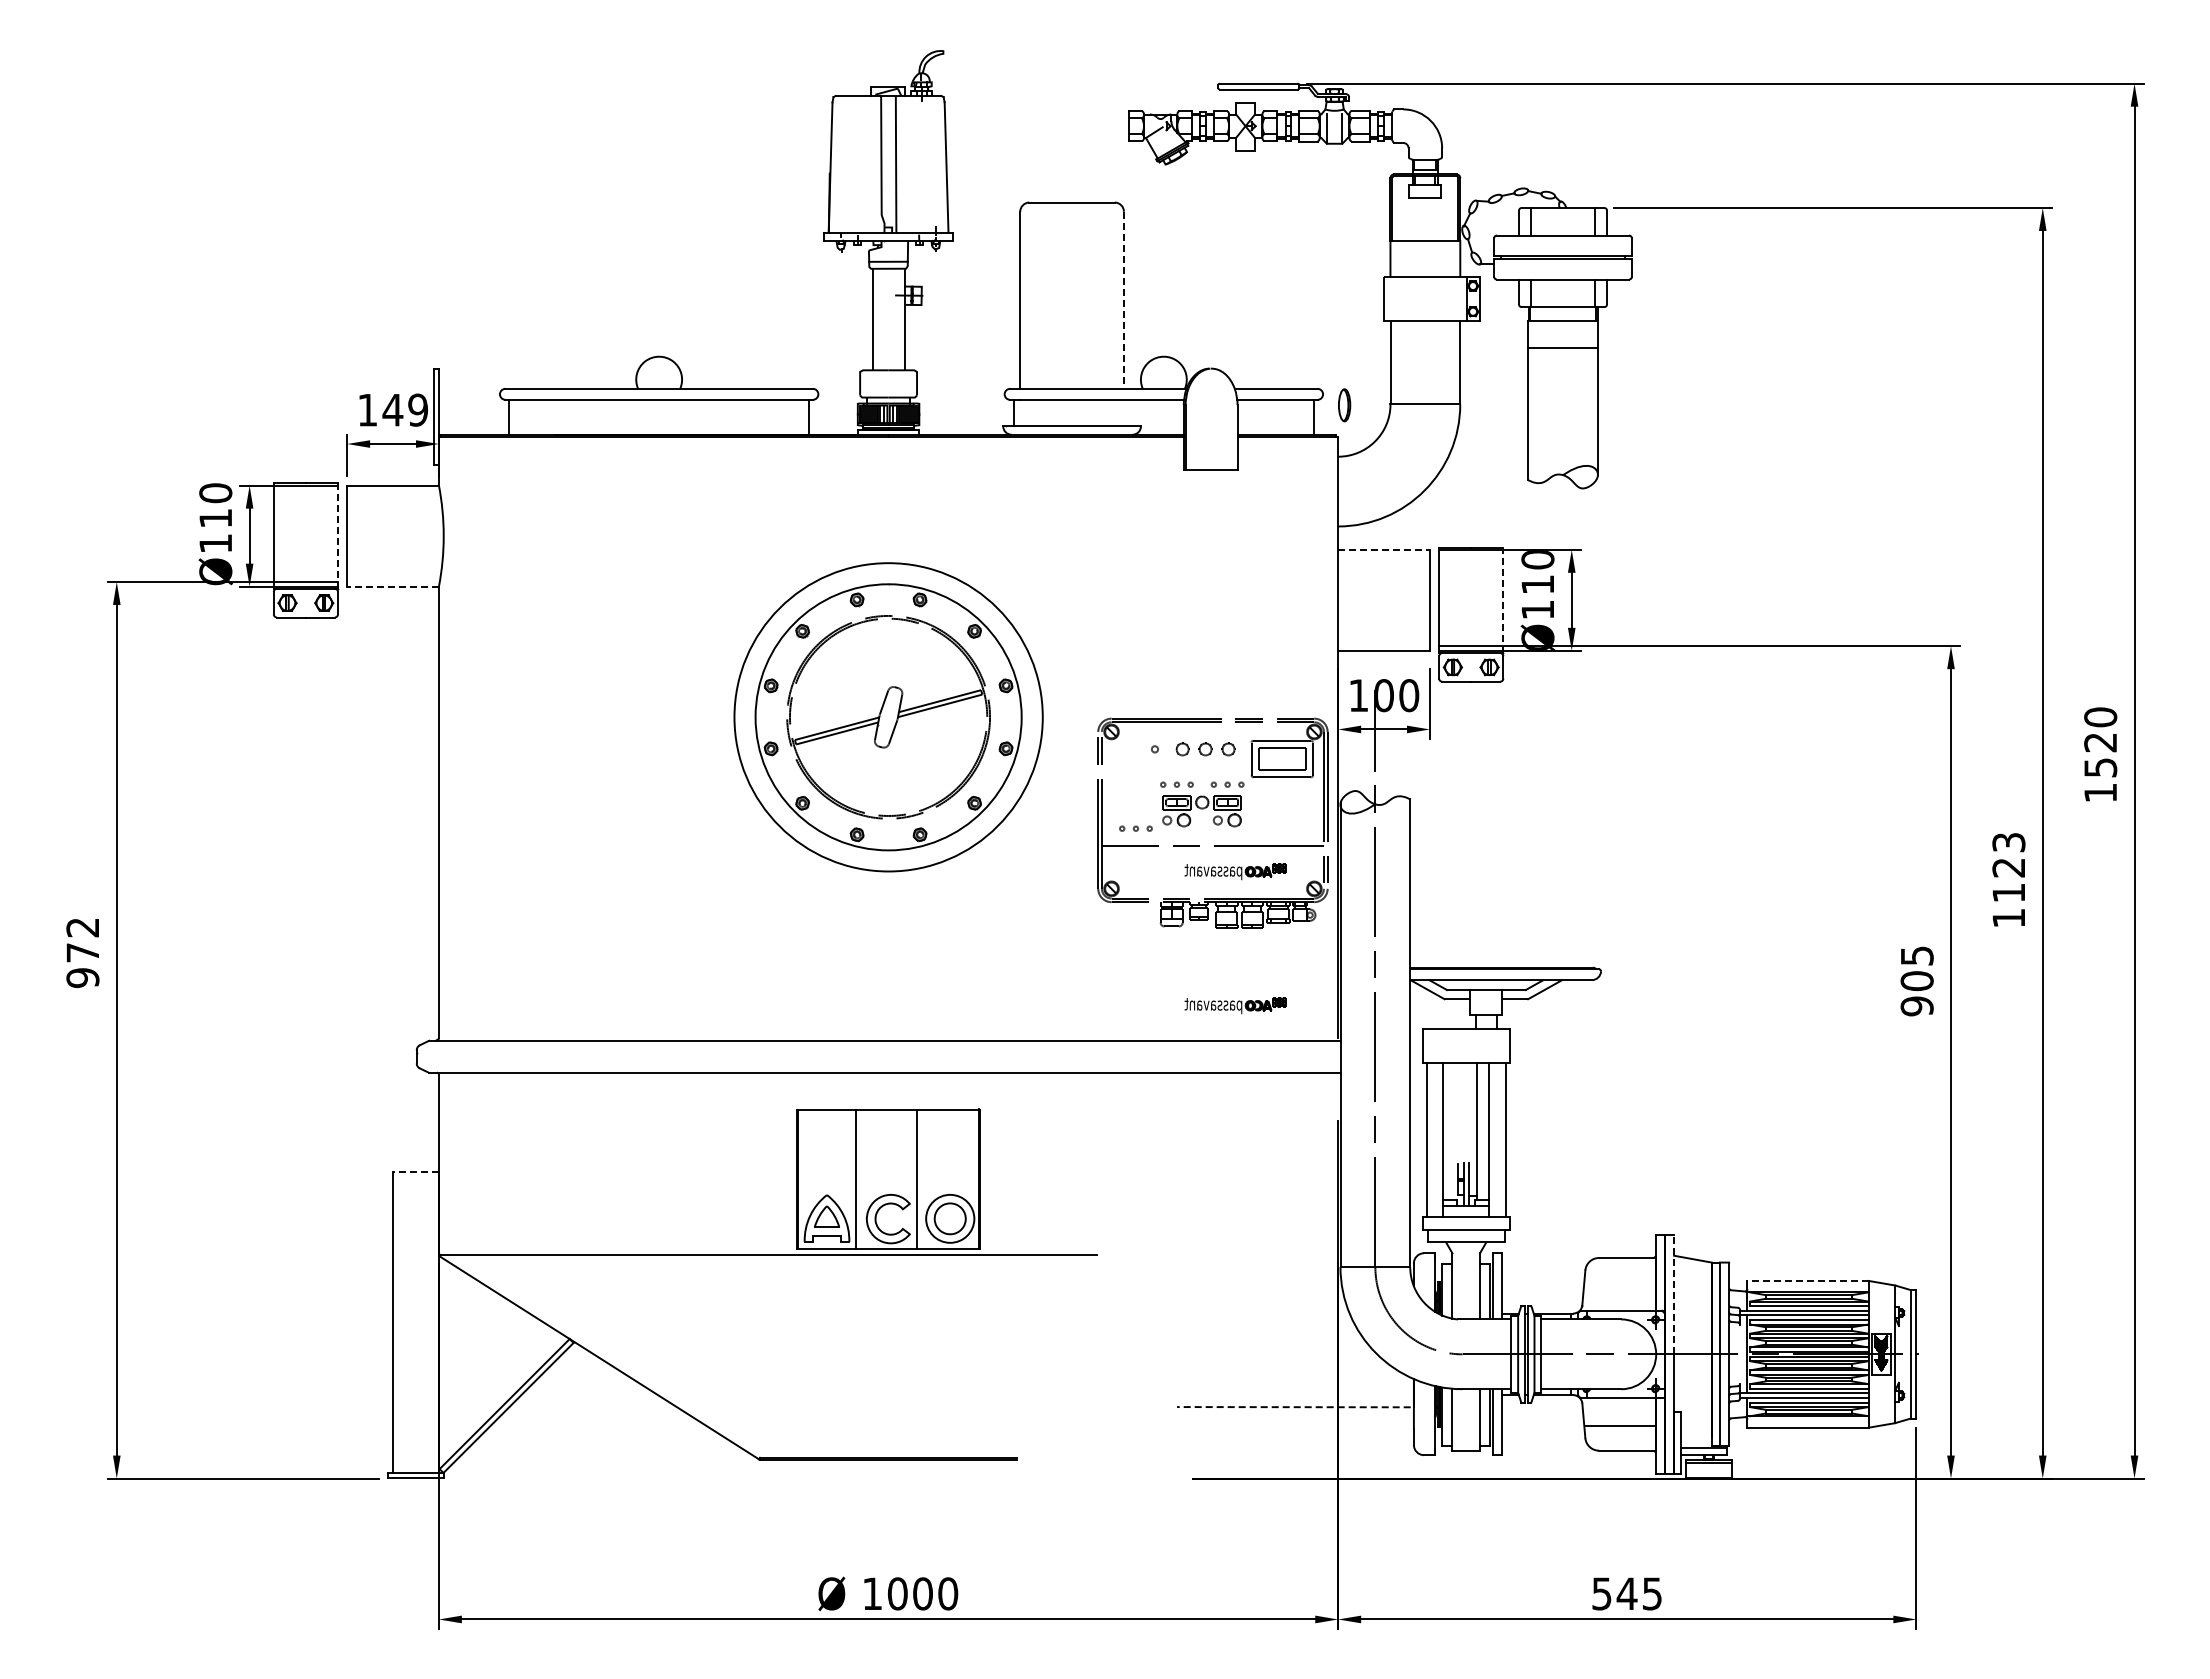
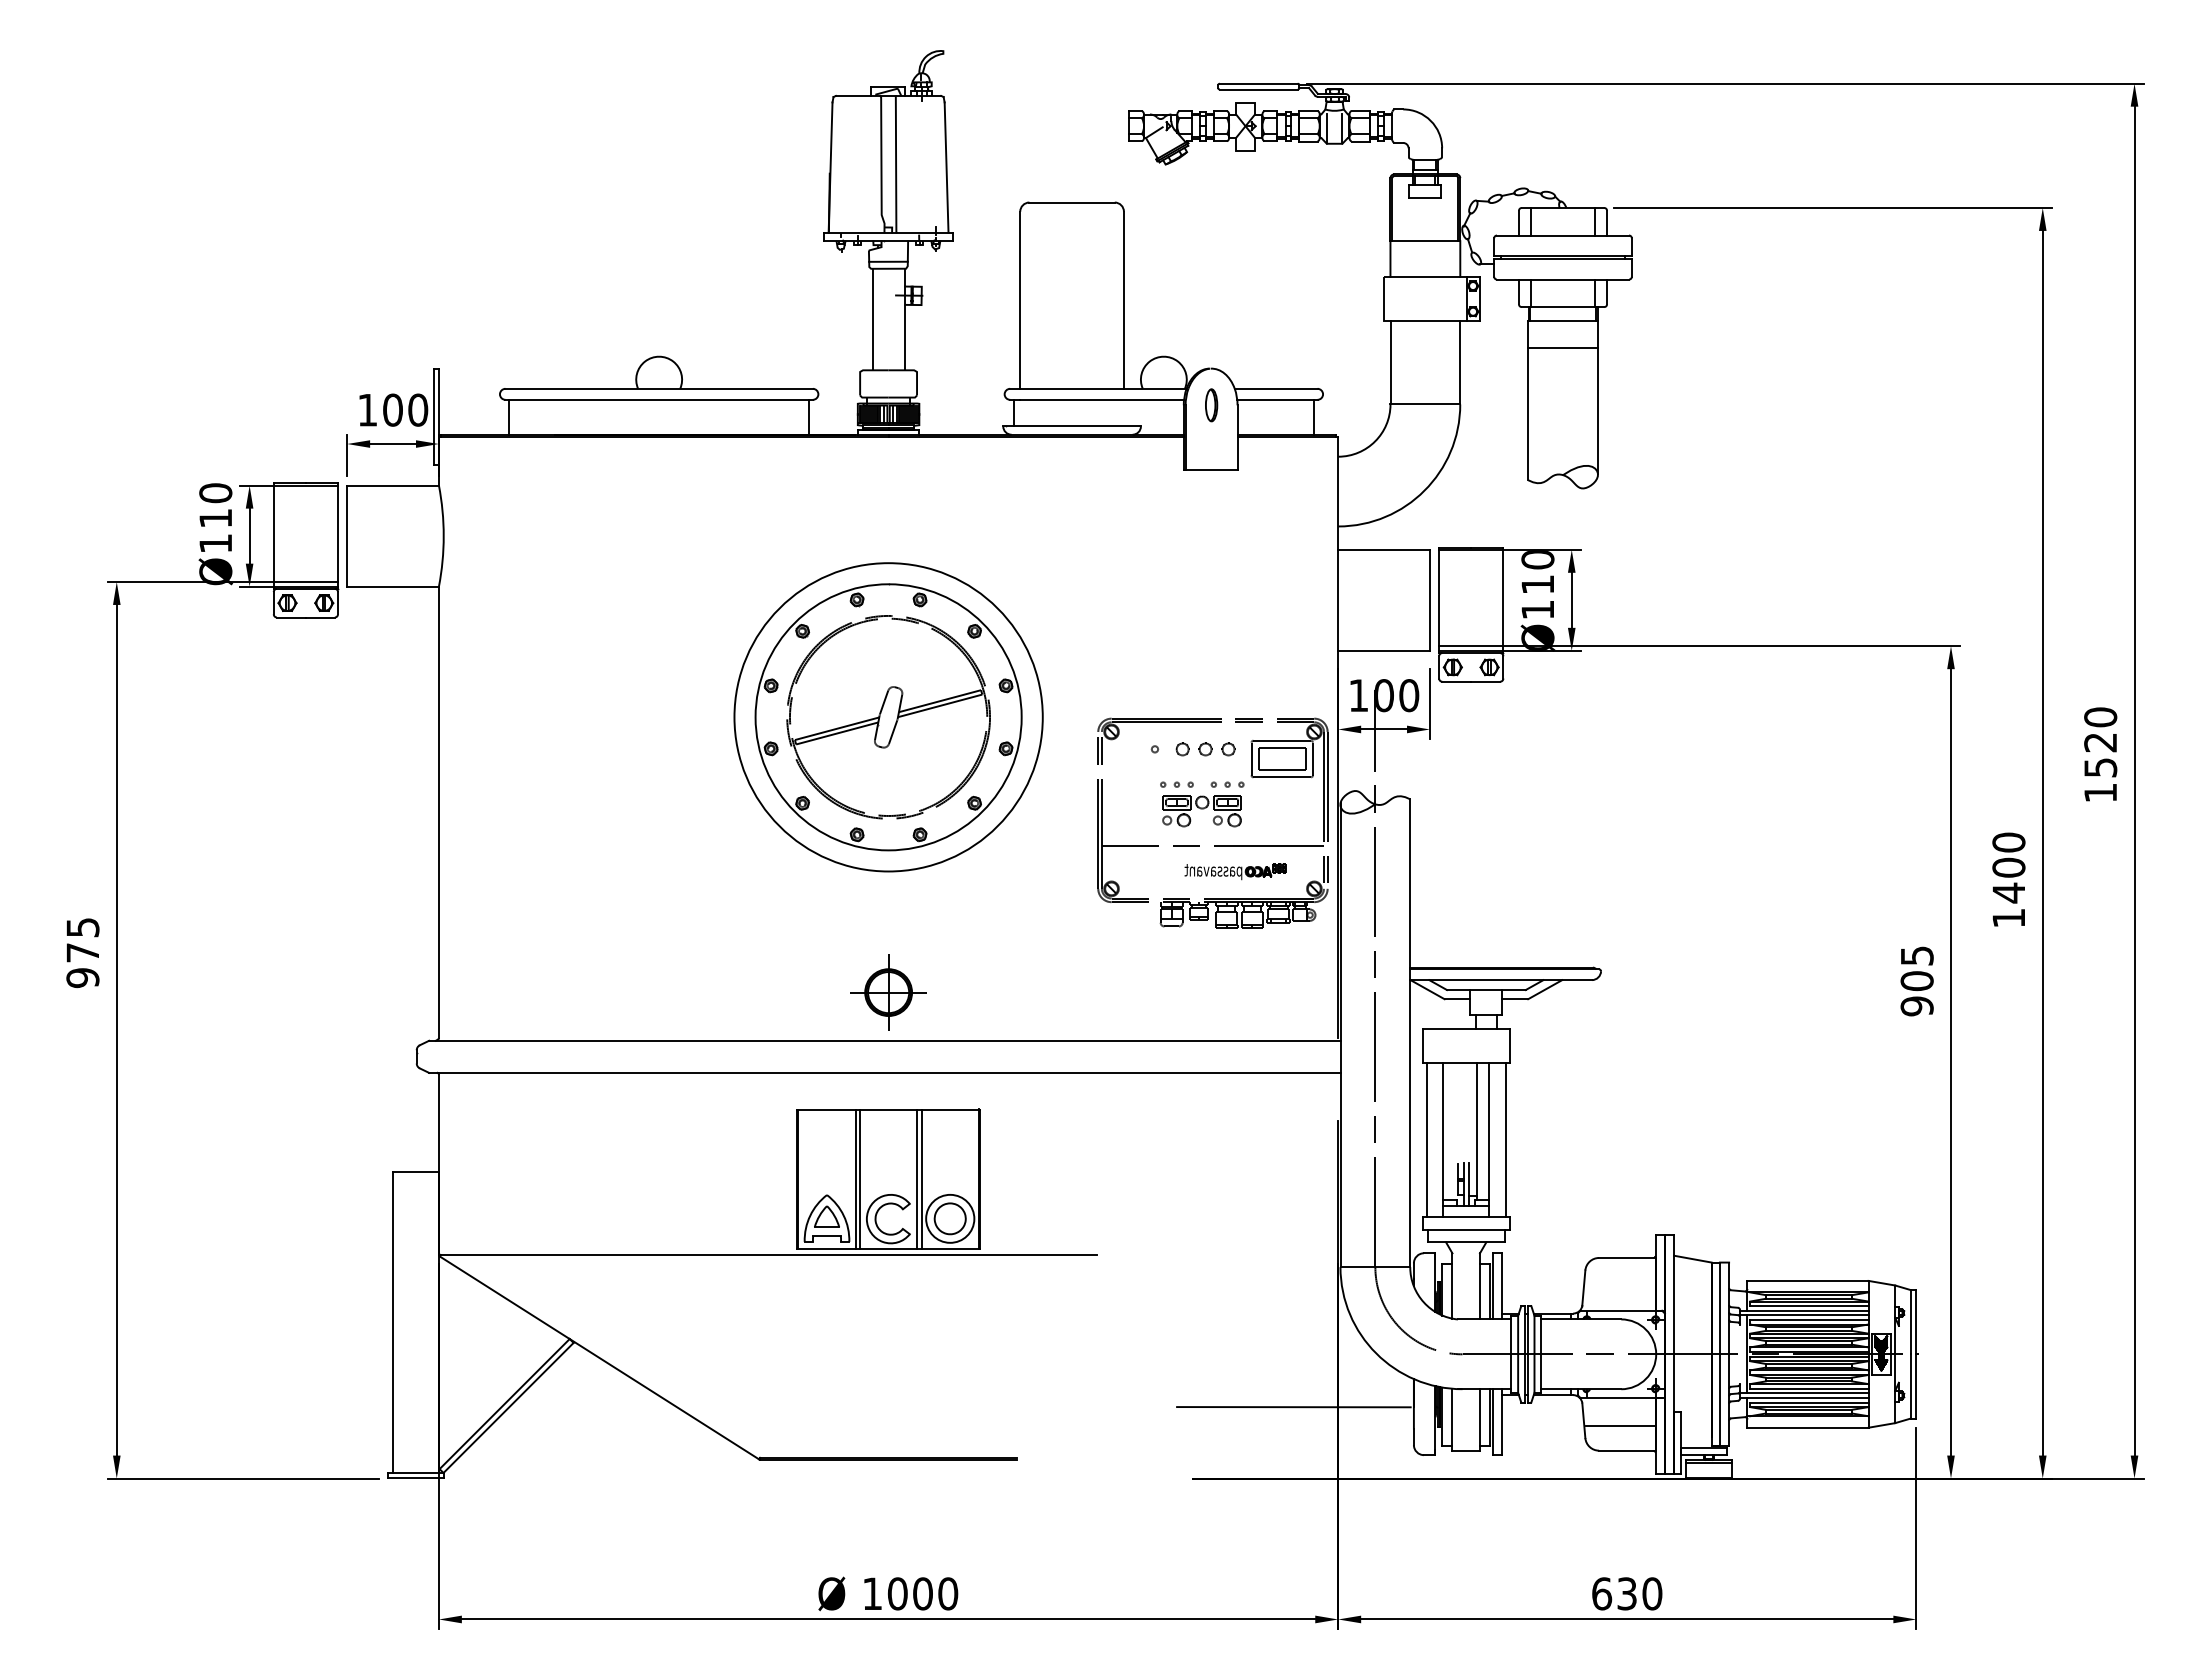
line: dashed -> solid (1123, 300)
part position: (1344, 405) -> (1211, 405) (1211, 405)
text: 149 -> 100 (405, 409)
line: dashed -> solid (338, 536)
line: dashed -> solid (1384, 549)
line: dashed -> solid (393, 586)
line: dashed -> solid (1503, 600)
part: present -> none (1135, 828)
text: 1123 -> 1400 (2008, 867)
text: 972 -> 975 (82, 927)
part: none -> present (888, 992)
part: present -> none (1235, 1005)
line: dashed -> solid (416, 1172)
line: none -> present (860, 1179)
line: none -> present (921, 1179)
line: dashed -> solid (1808, 1280)
line: dashed -> solid (1674, 1294)
line: dashed -> solid (1293, 1407)
text: 545 -> 630 (1627, 1593)
